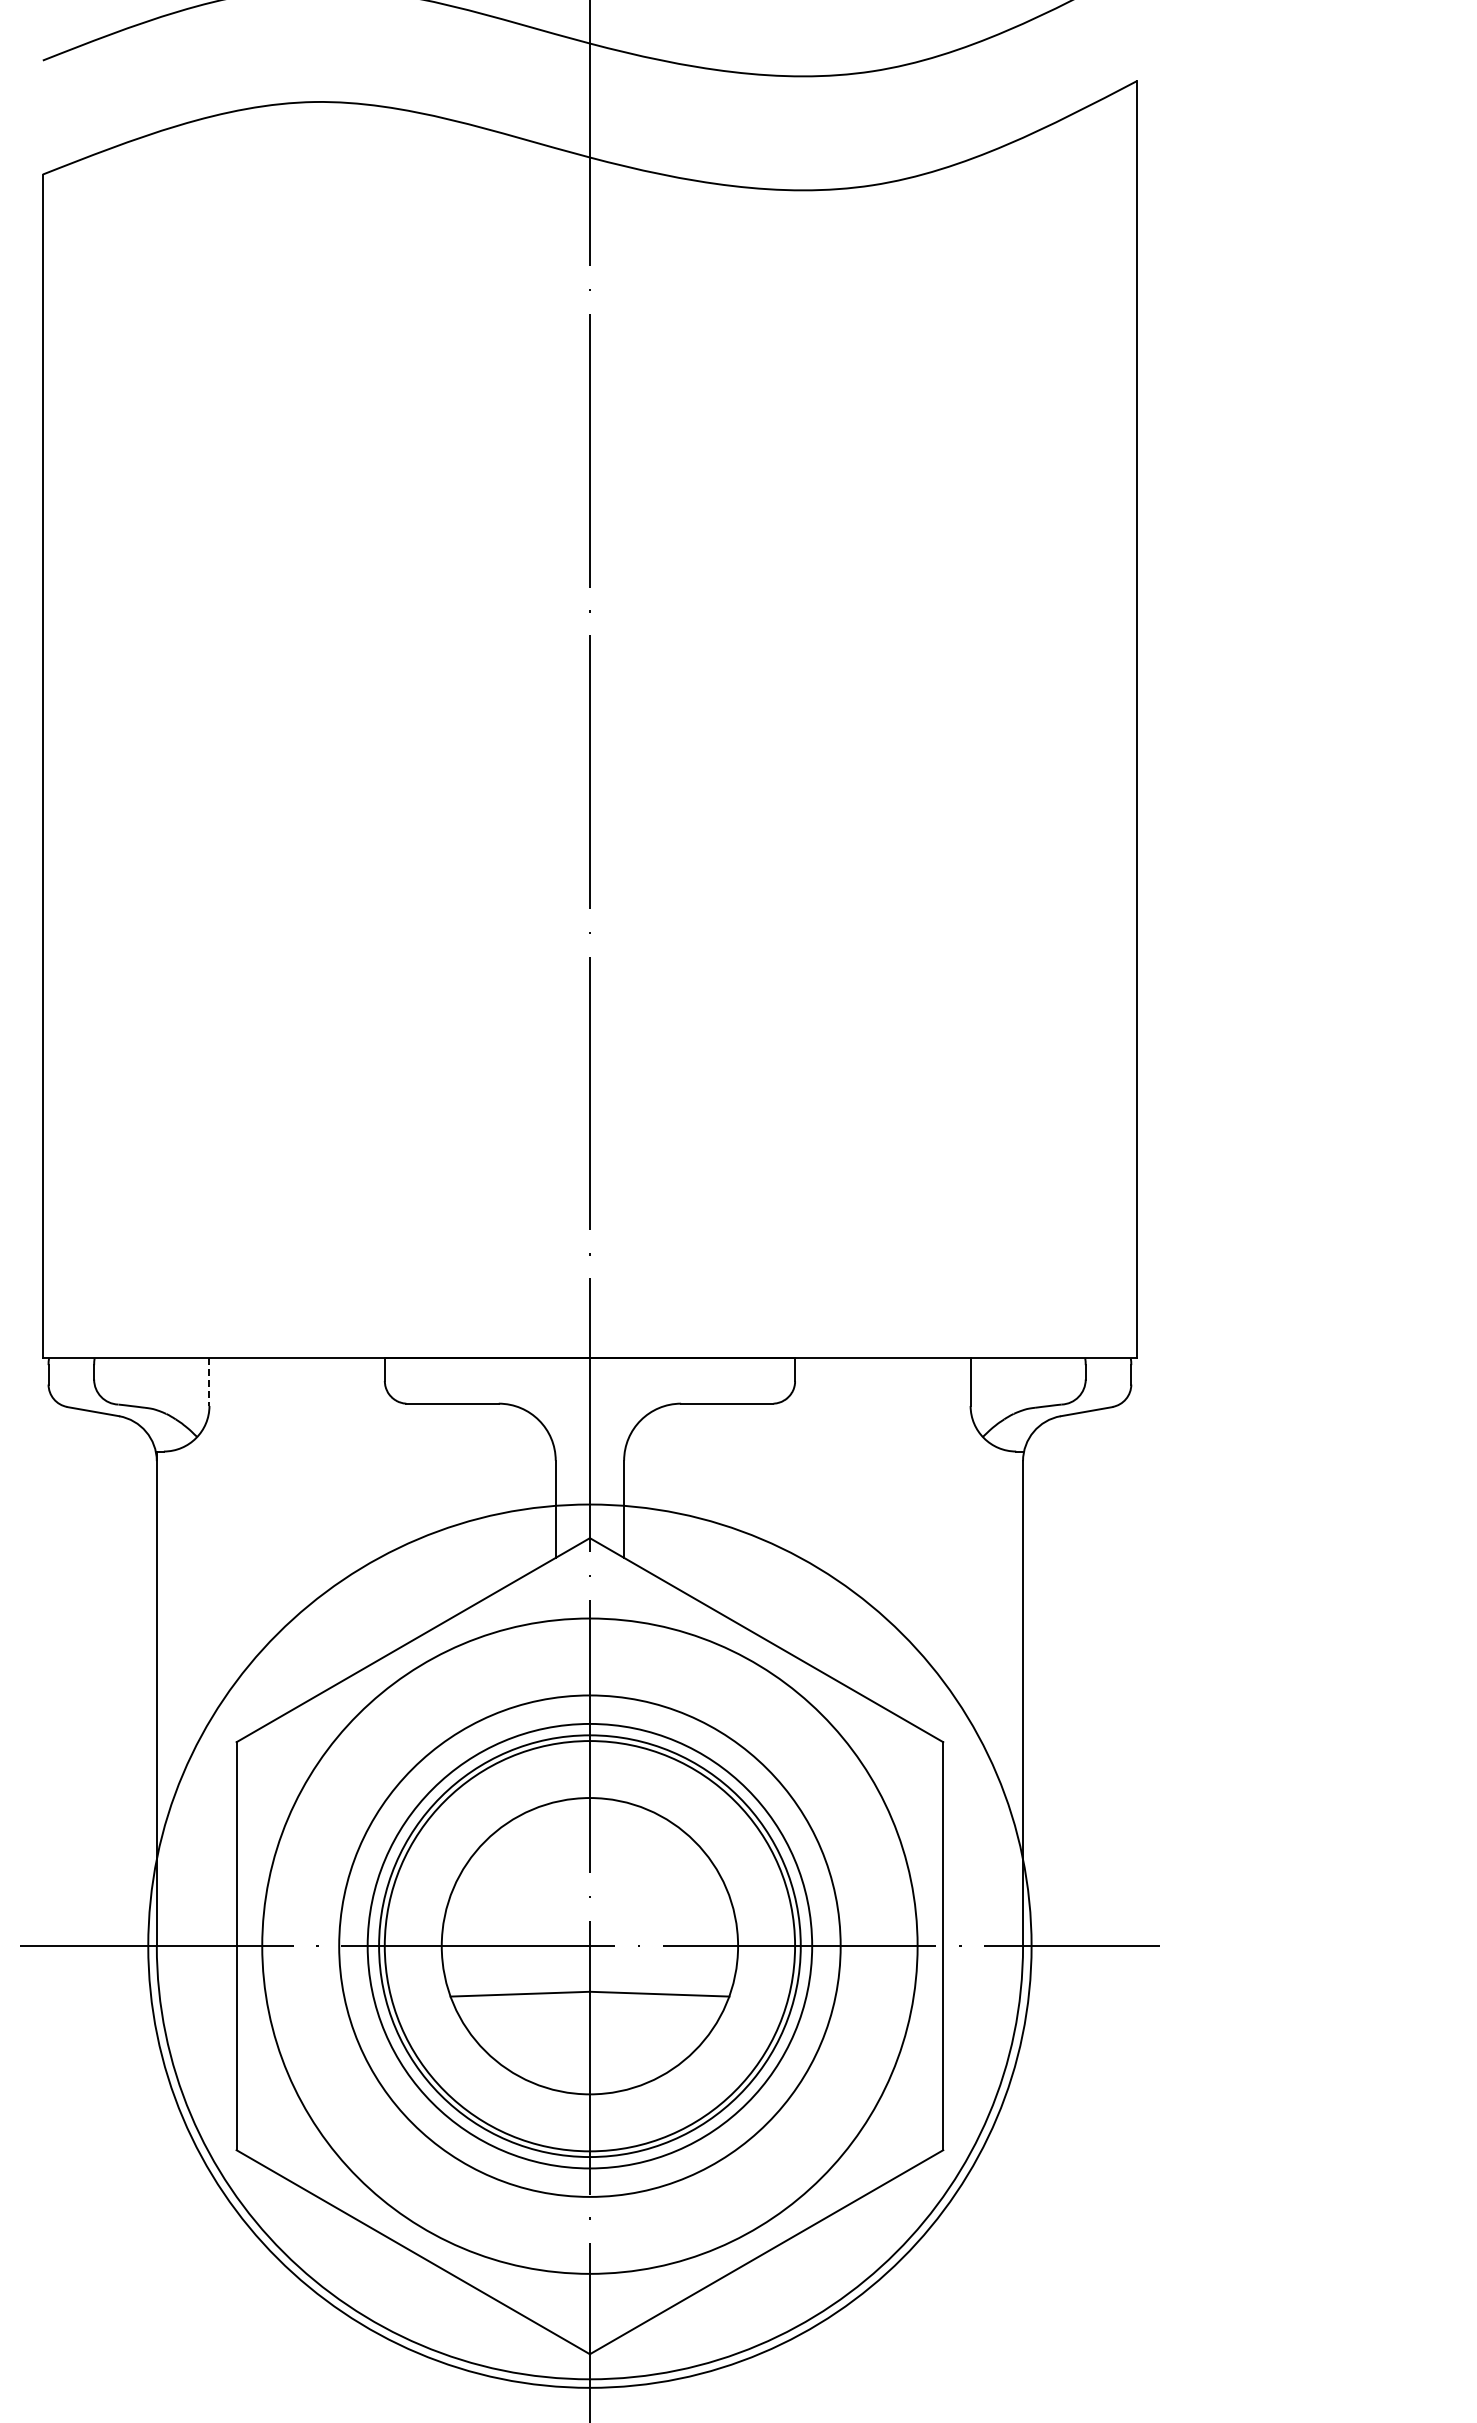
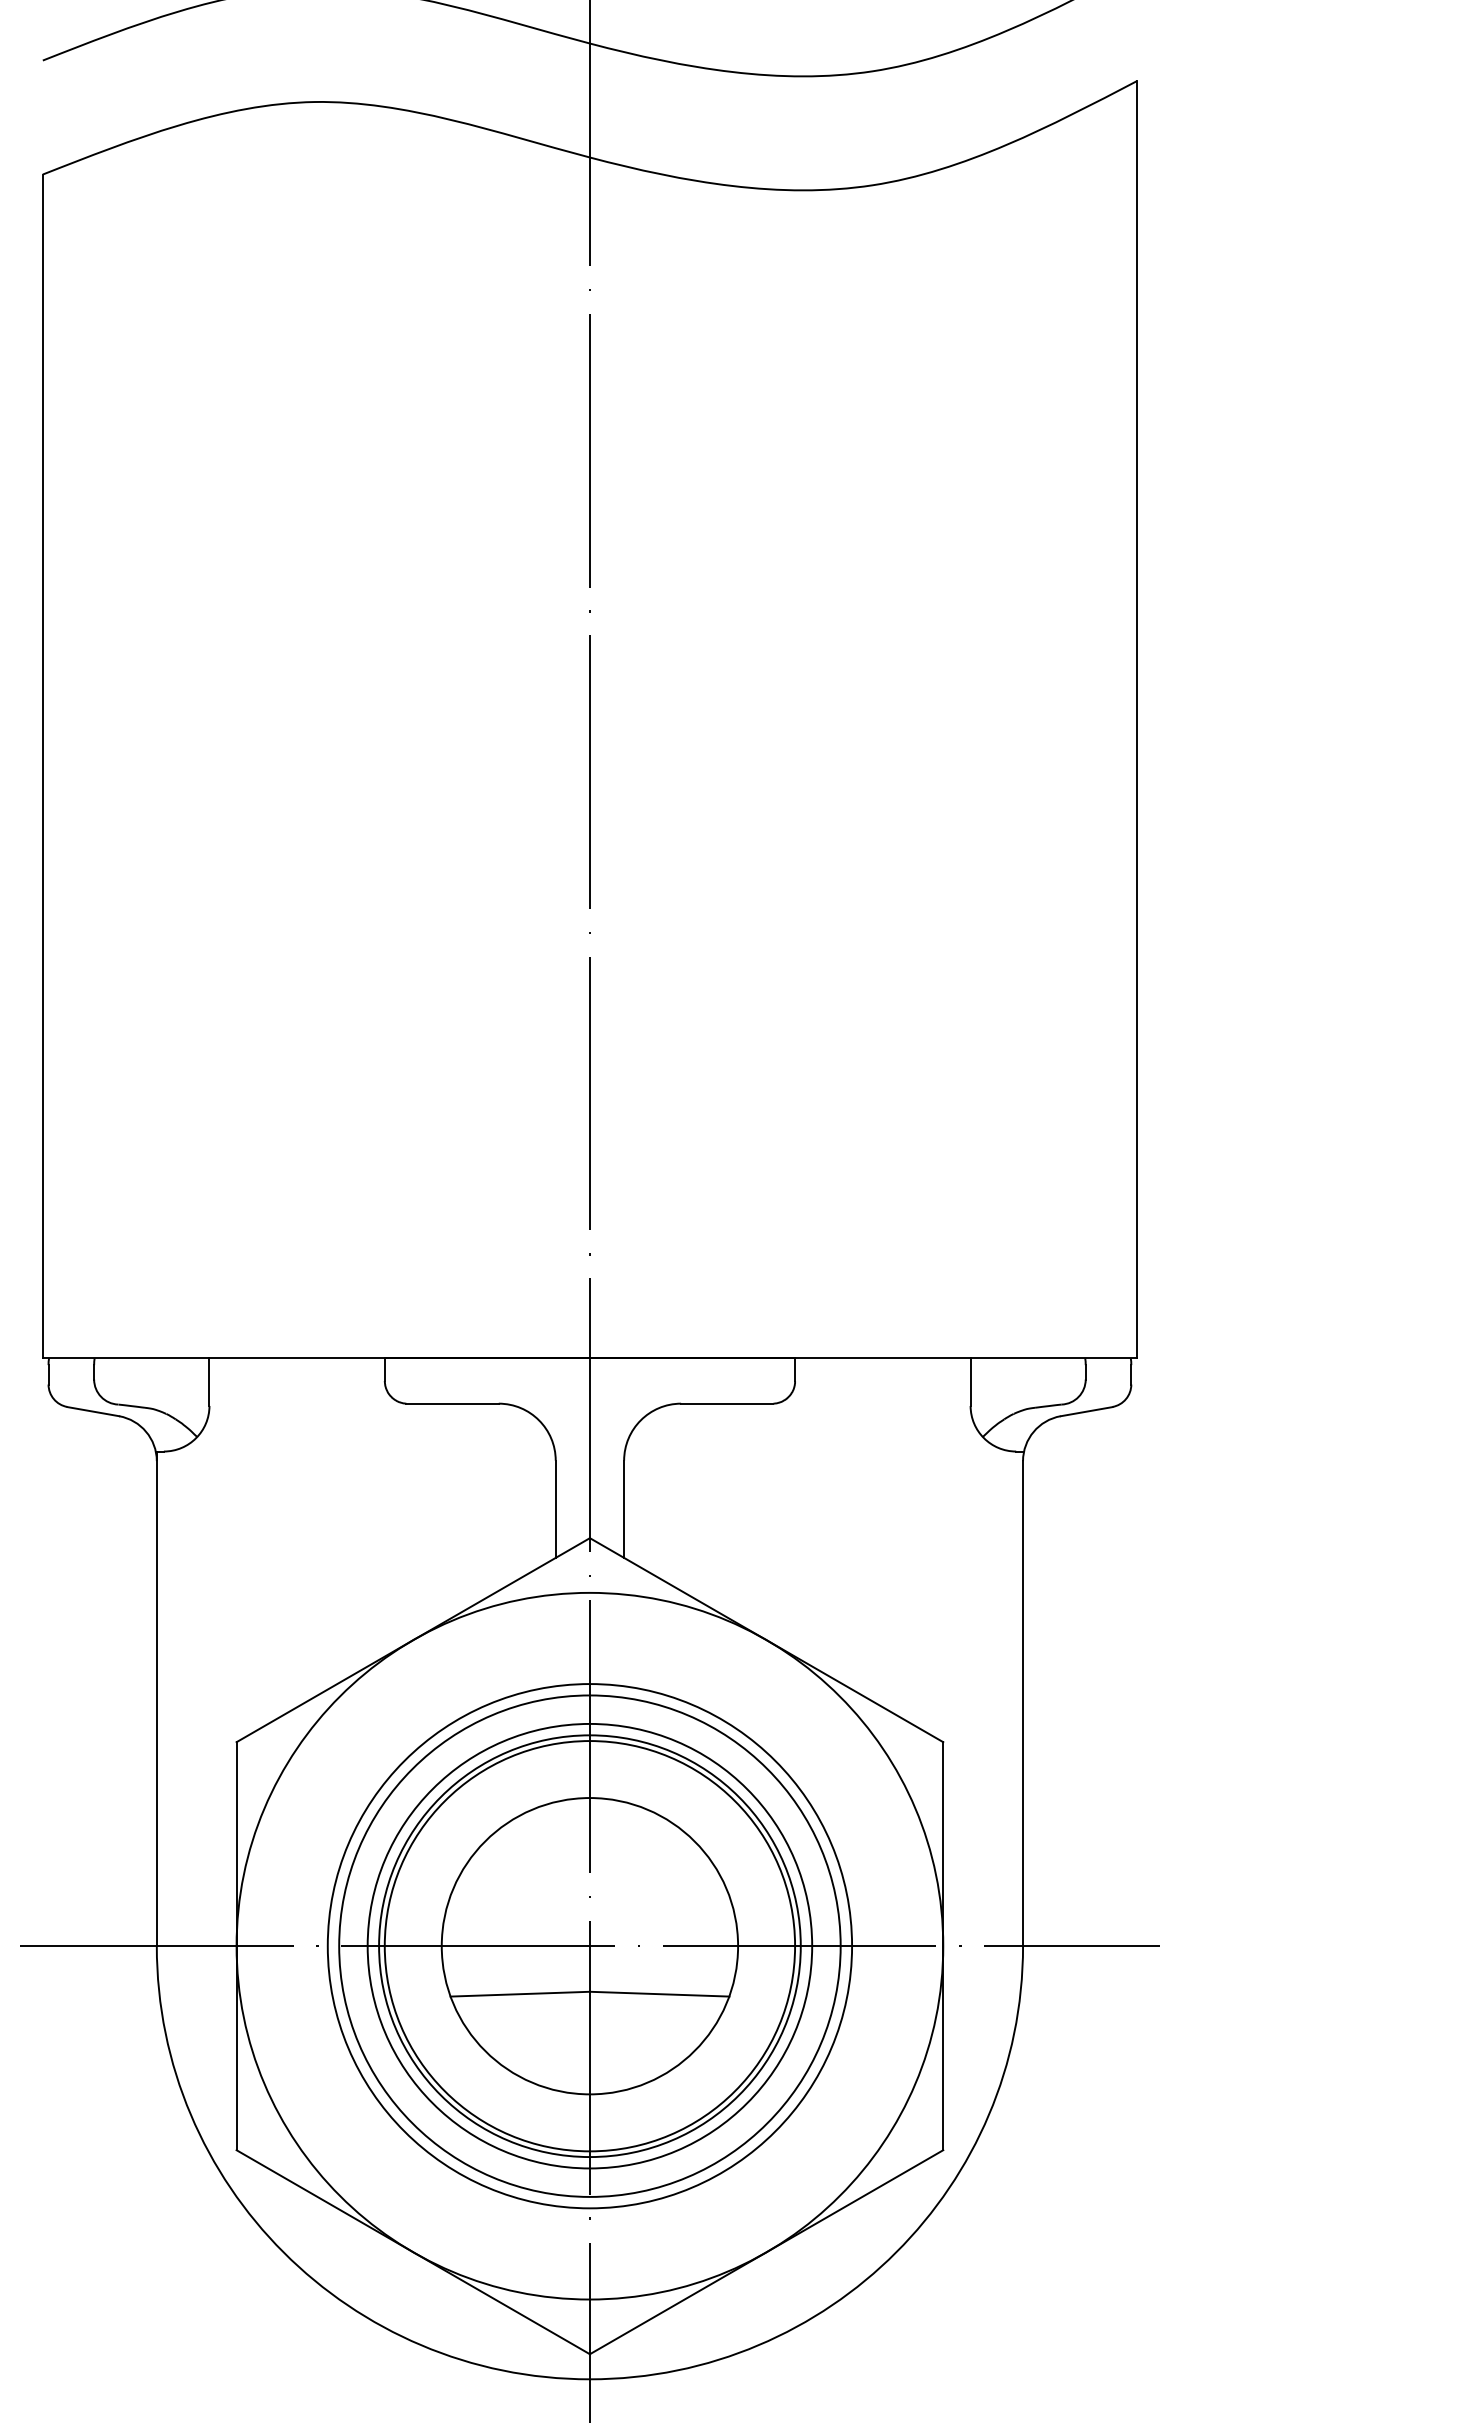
line: dashed -> solid (209, 1382)
circle diameter: 655 px -> 524 px (589, 1946)
circle diameter: 883 px -> 707 px (589, 1945)
